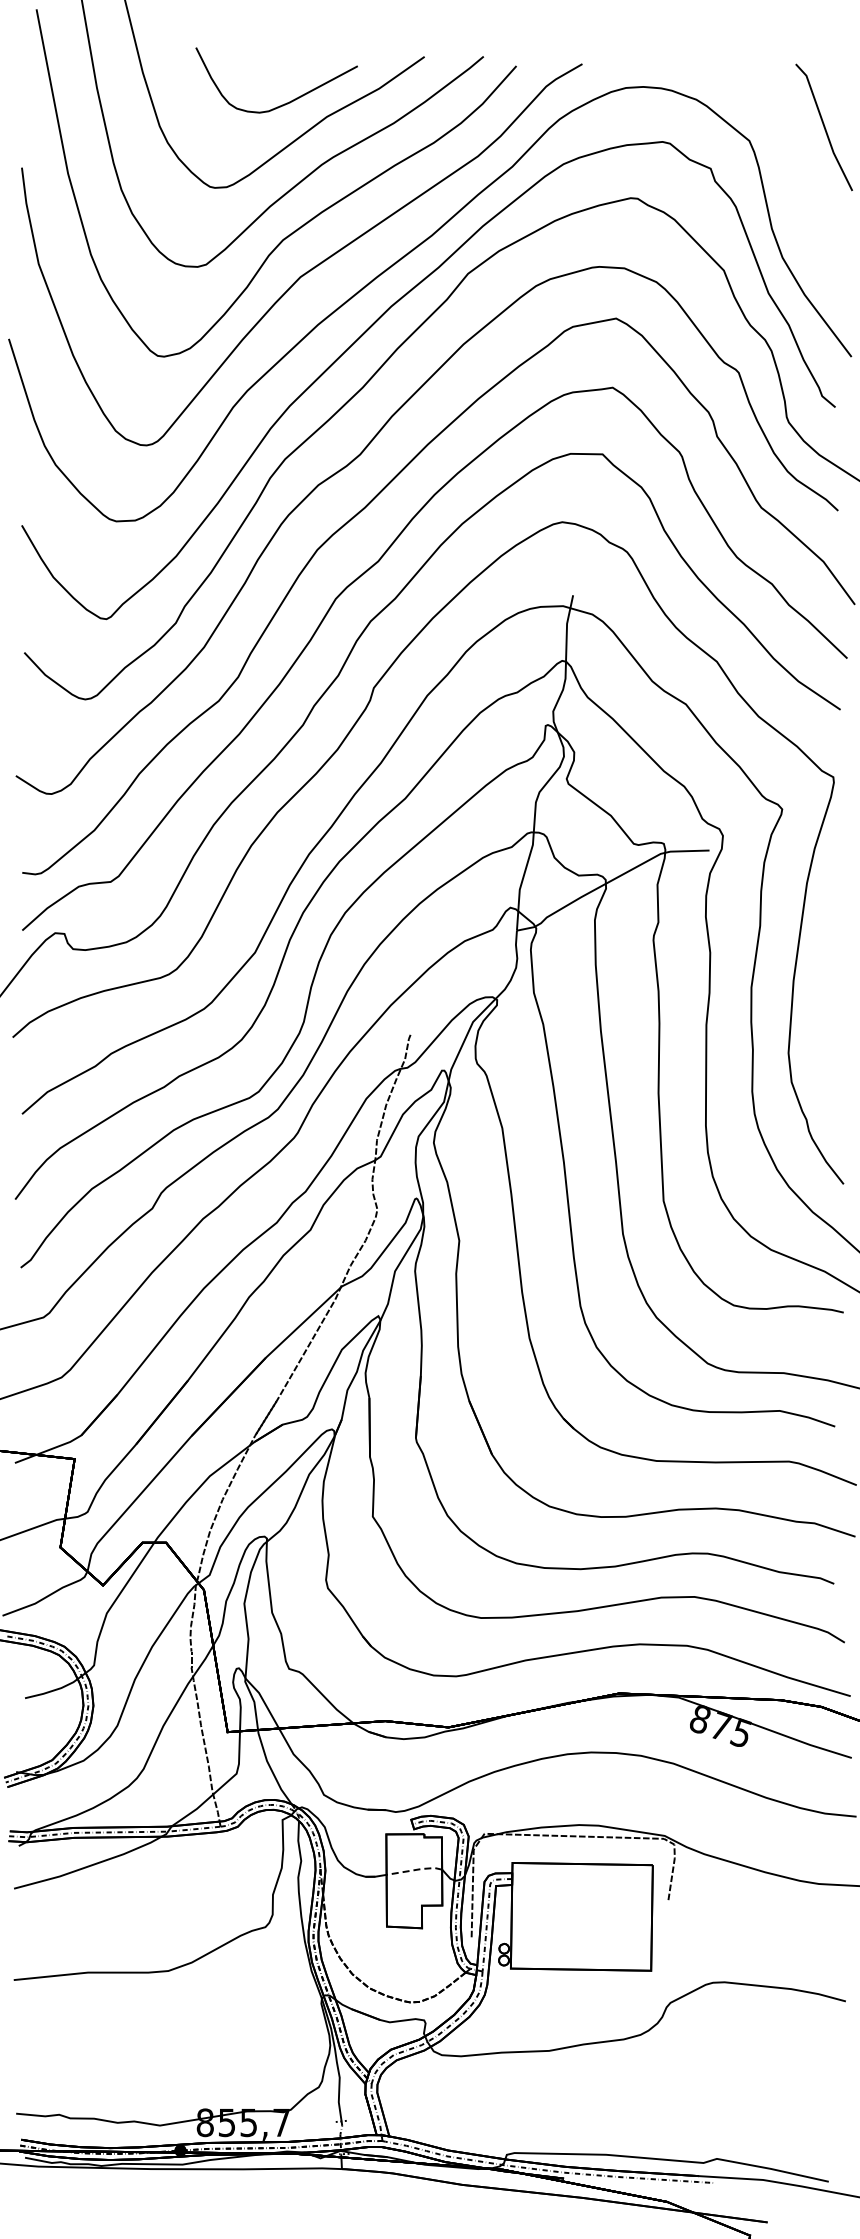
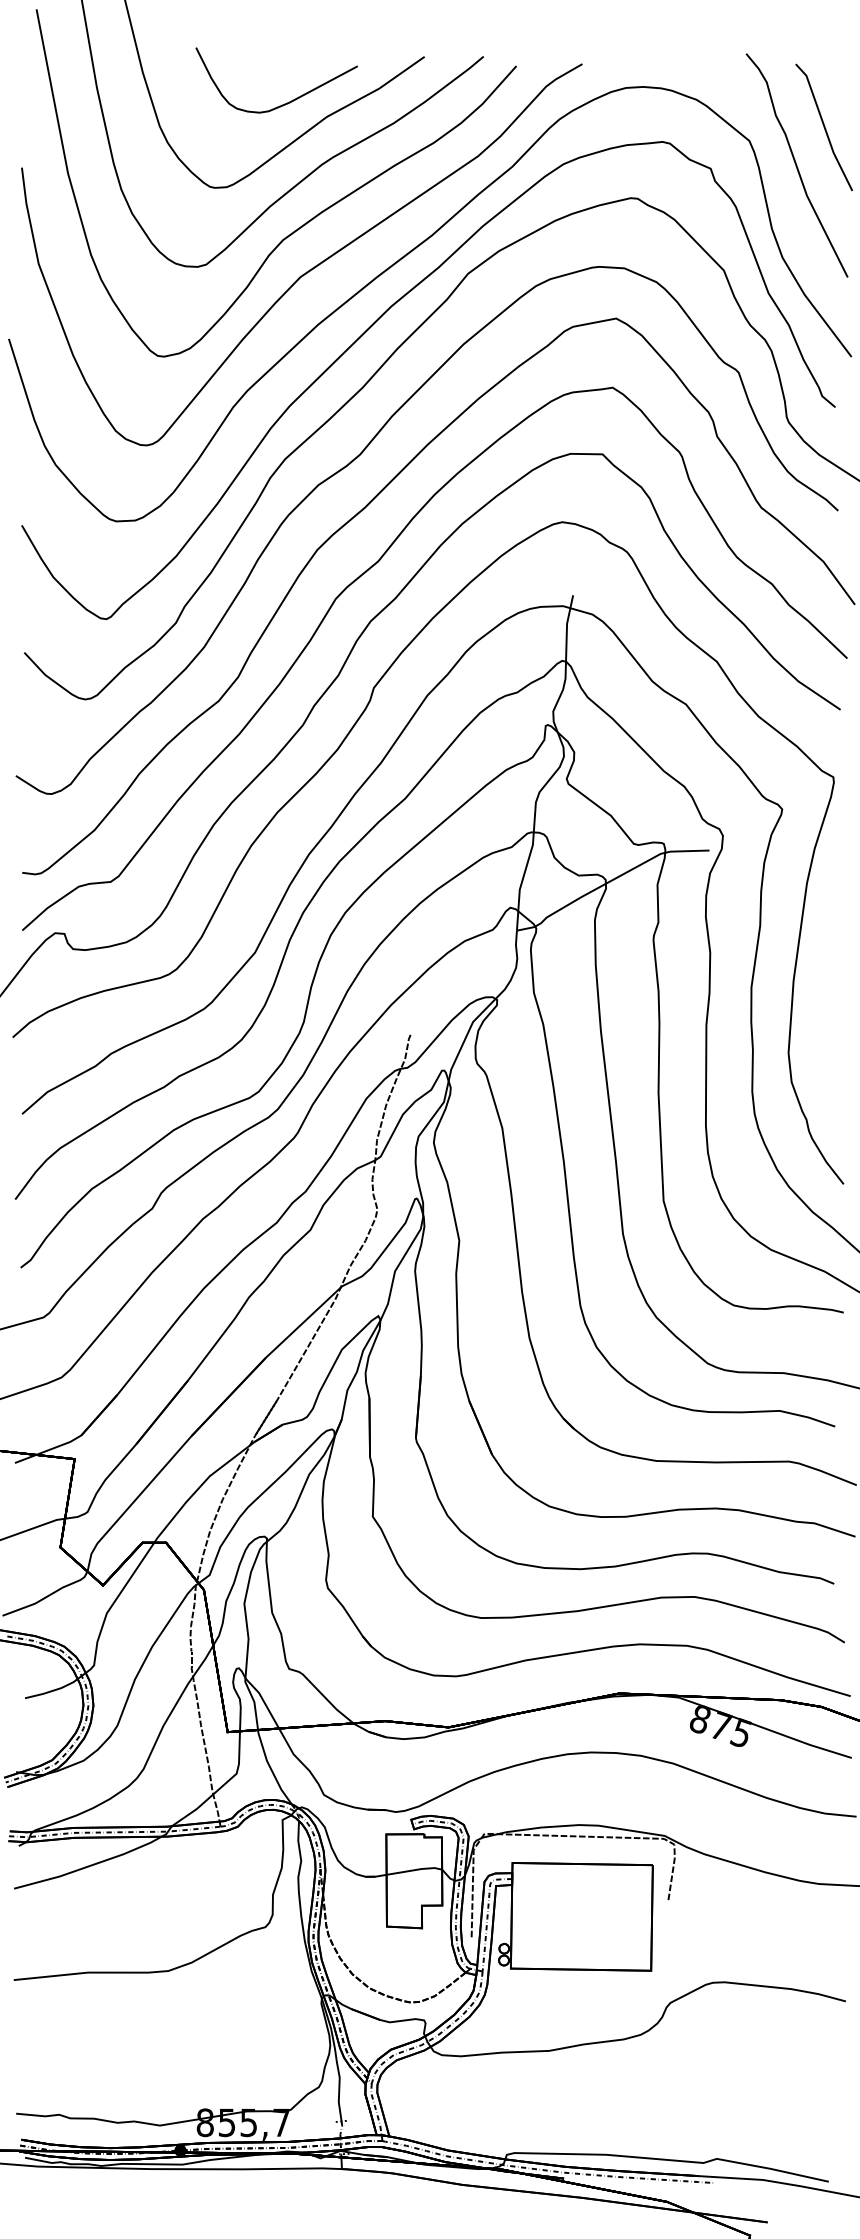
curve: none -> present (796, 165)
line: dashed -> solid (415, 1869)
